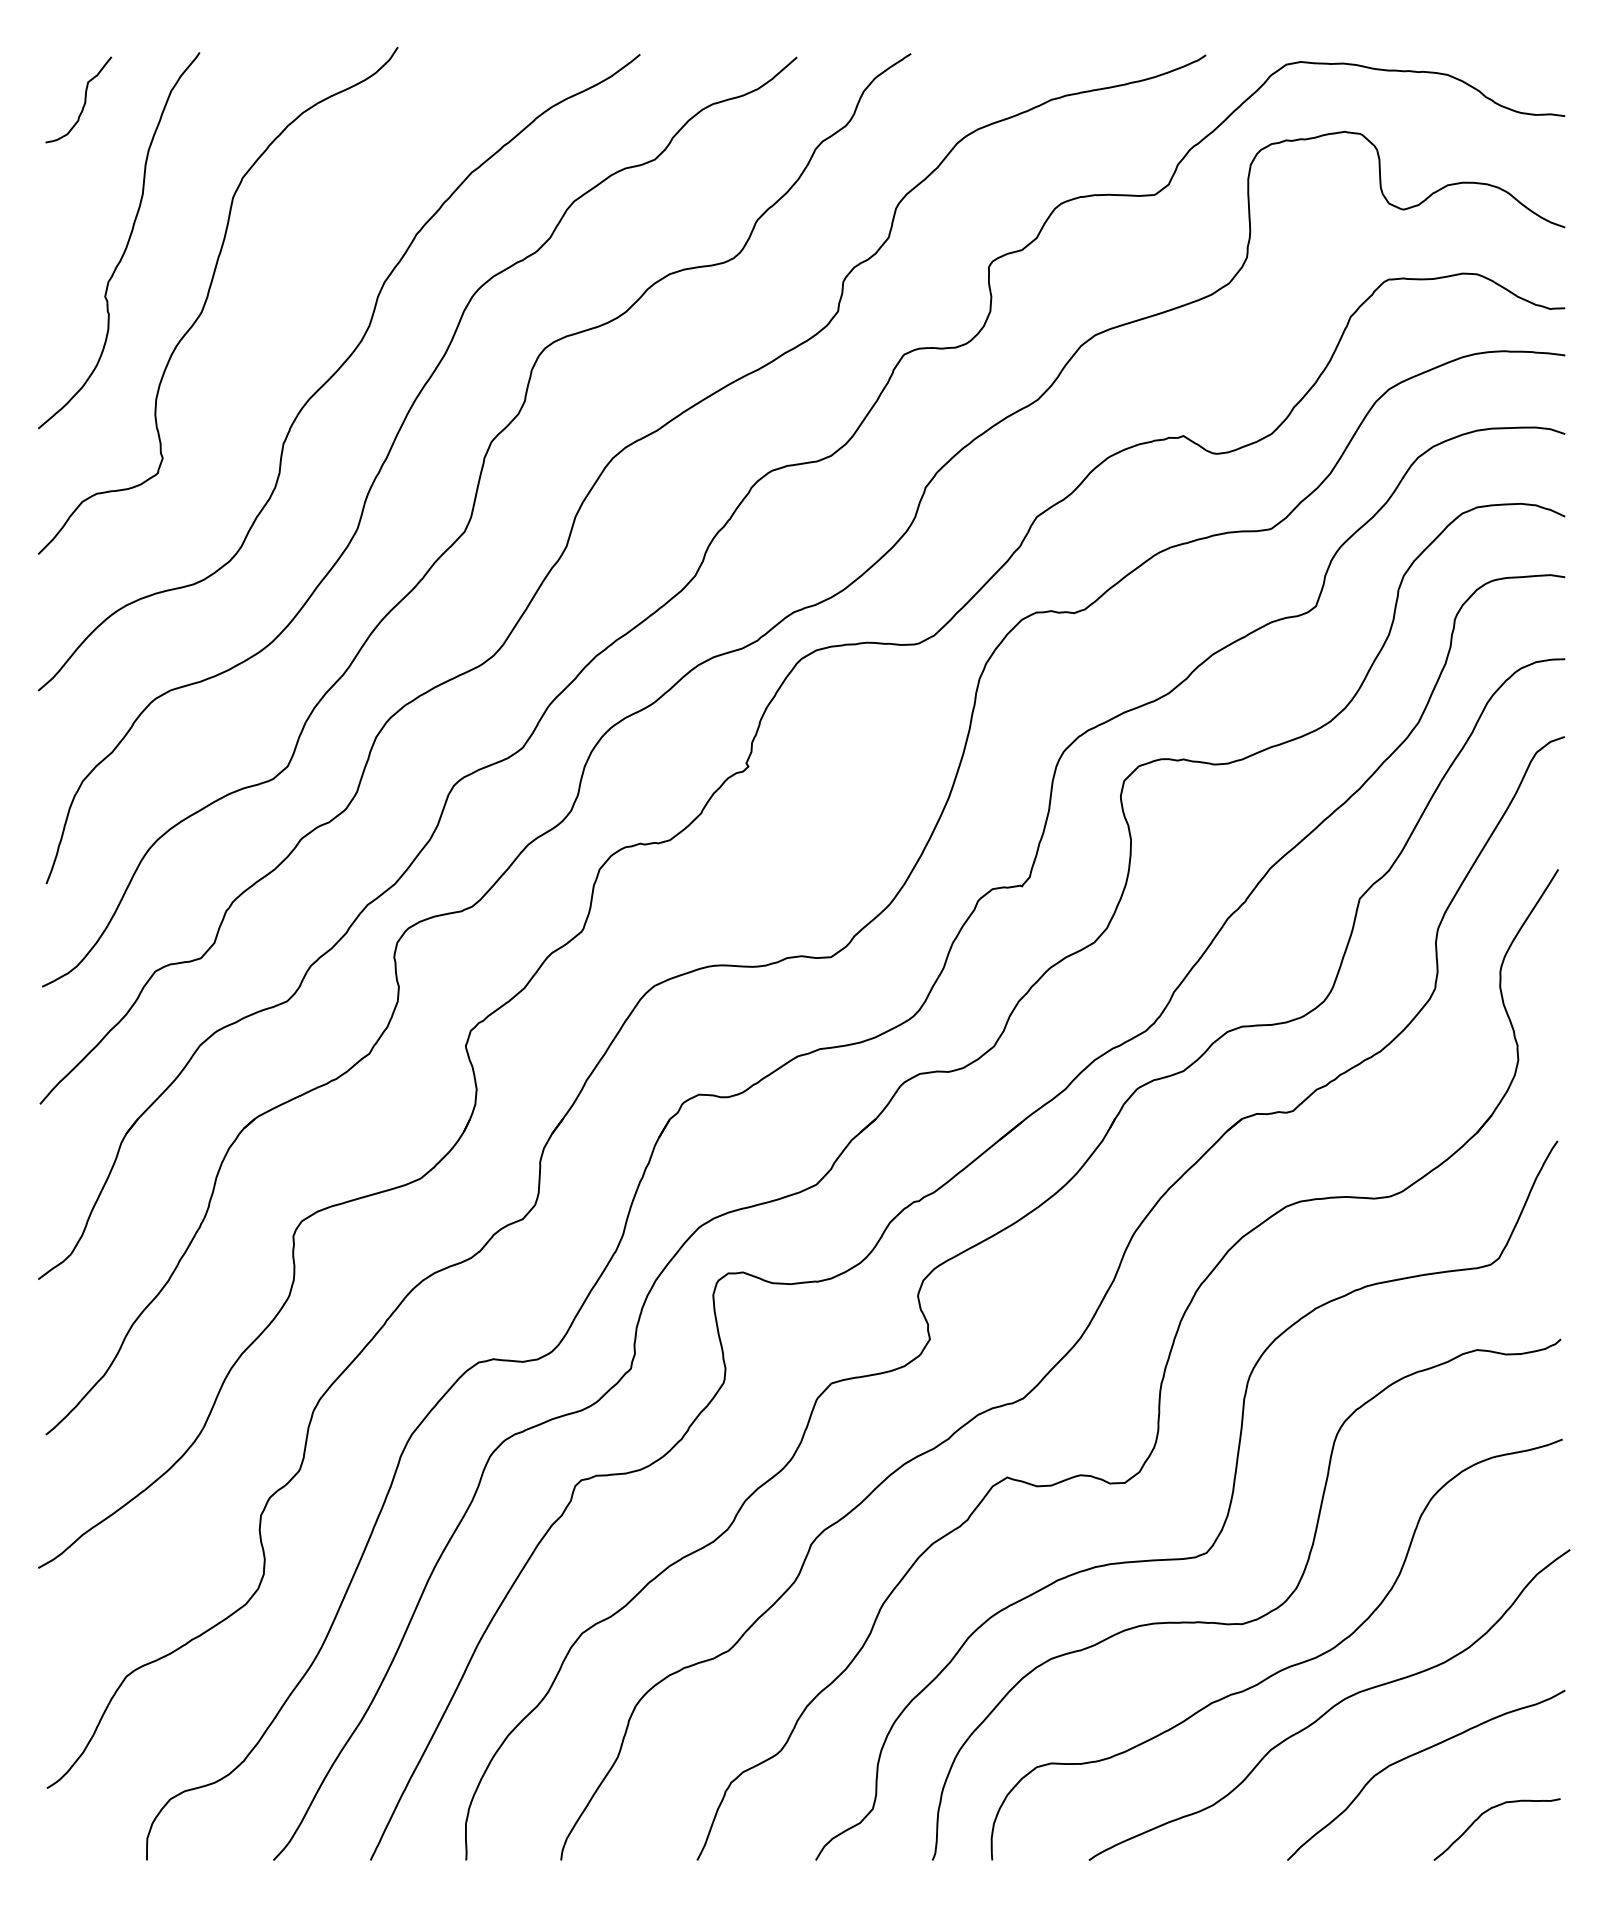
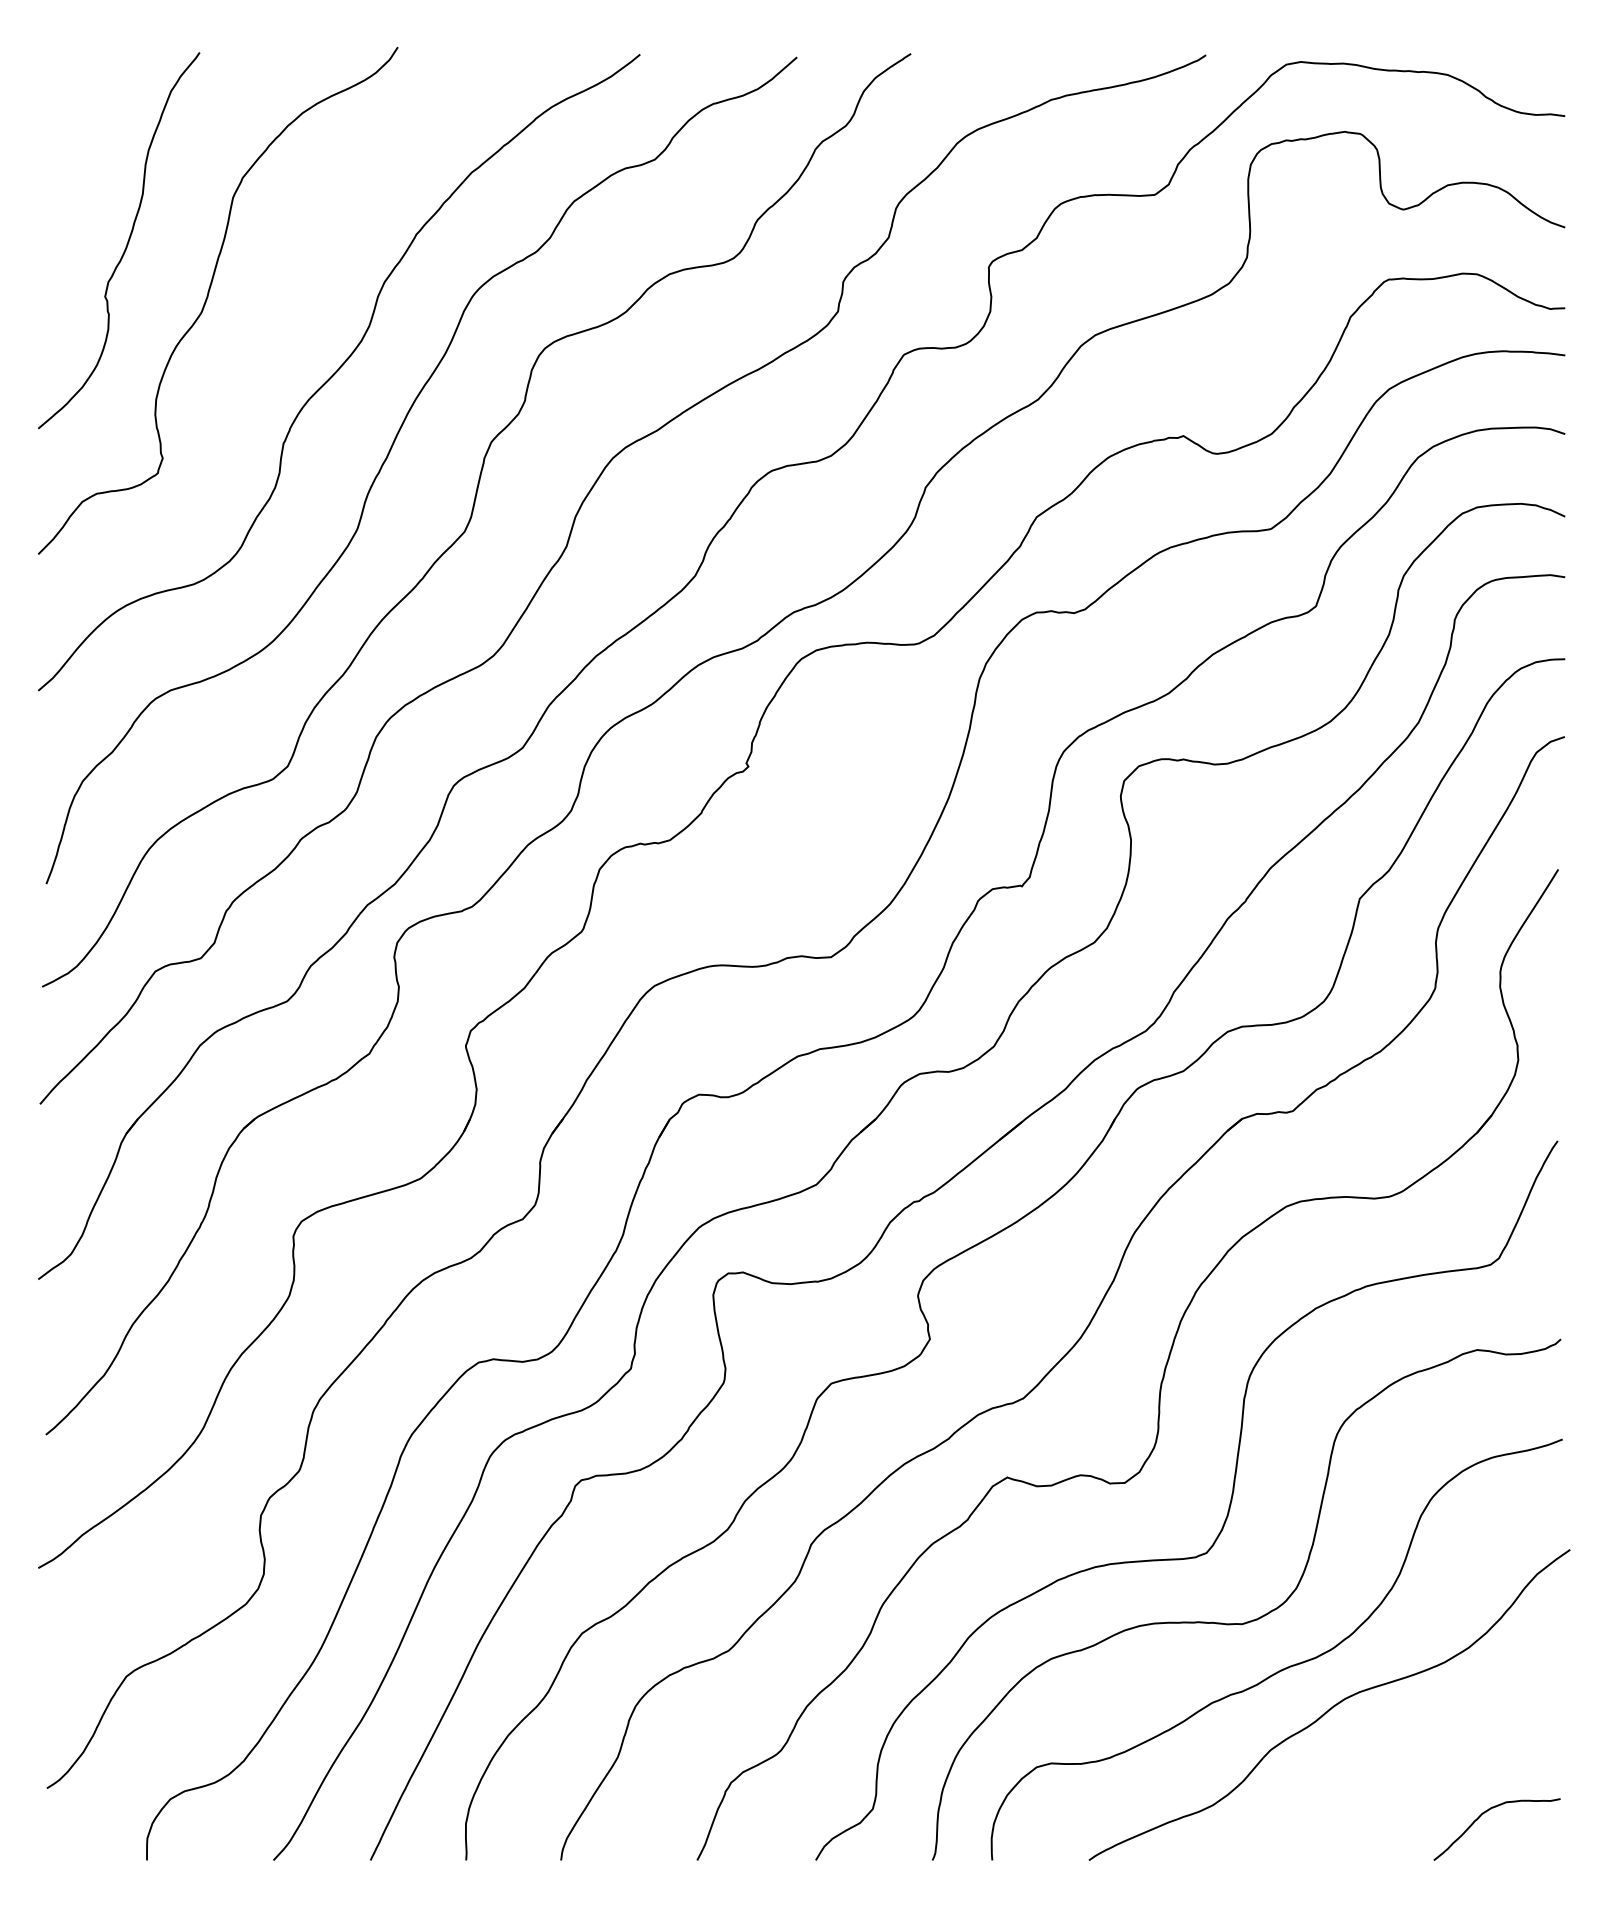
curve: present -> none (84, 99)
curve: present -> none (1417, 1754)
